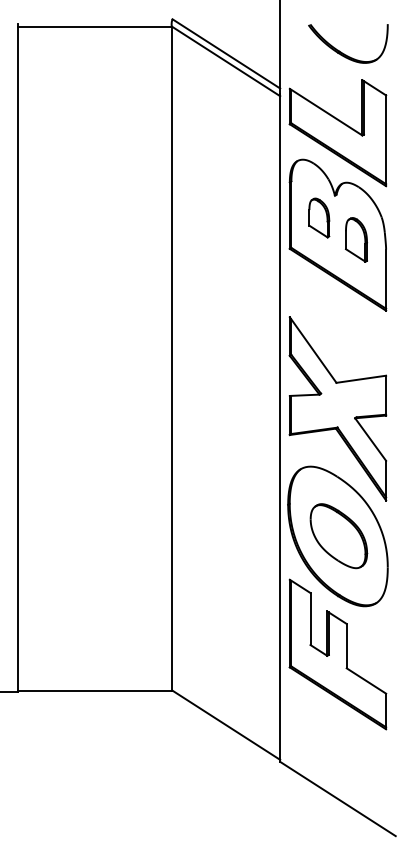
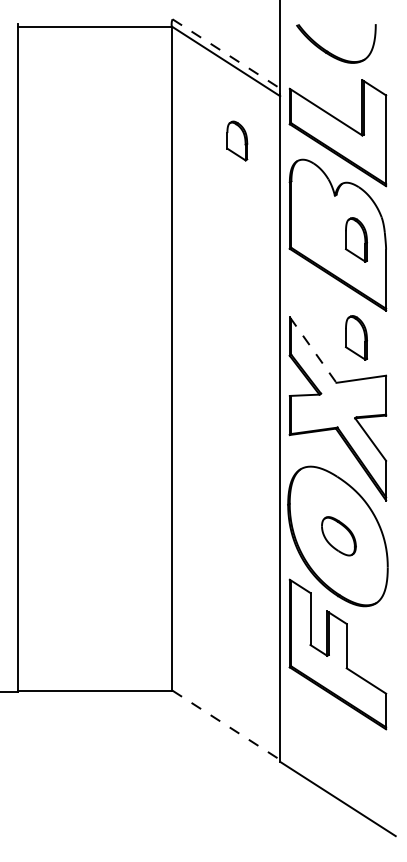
part position: (341, 51) -> (329, 51) (329, 51)
line: solid -> dashed (226, 54)
part position: (319, 217) -> (237, 140) (237, 140)
part: none -> present (356, 337)
line: solid -> dashed (313, 350)
part size: 60x67 px -> 36x41 px (338, 536)
line: solid -> dashed (226, 725)
